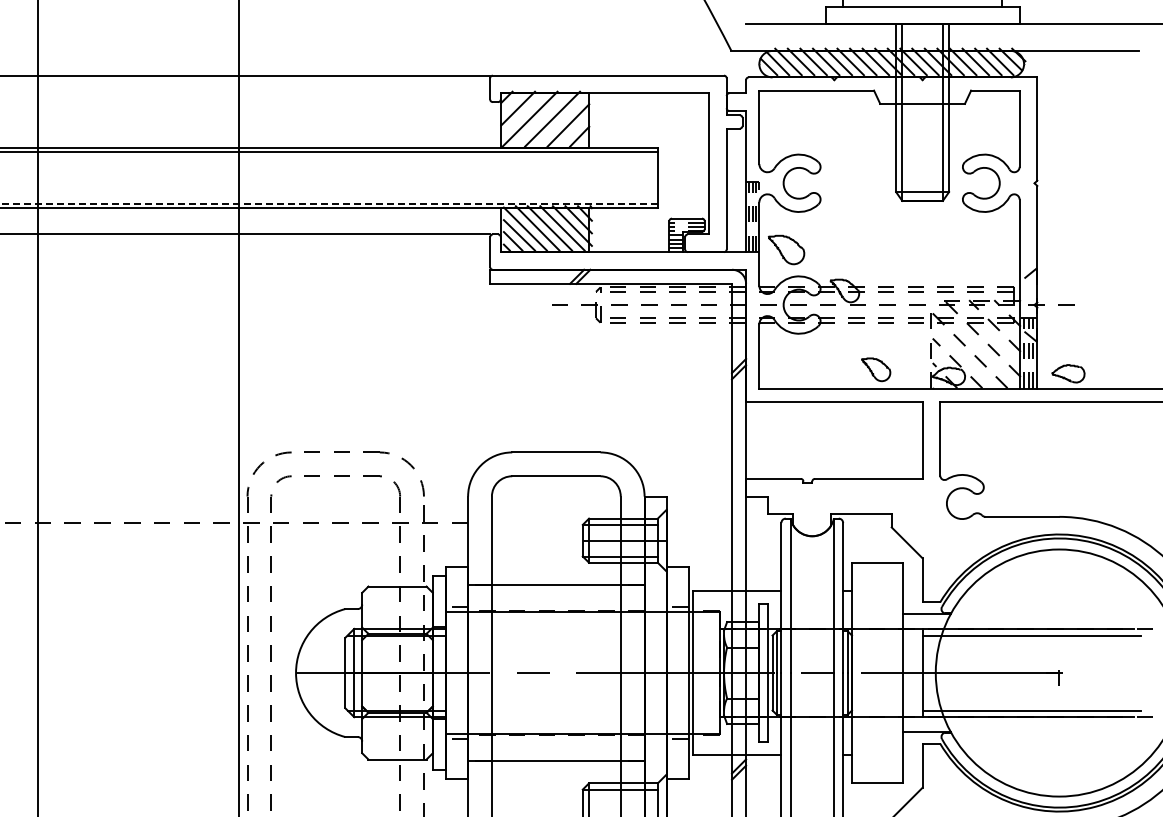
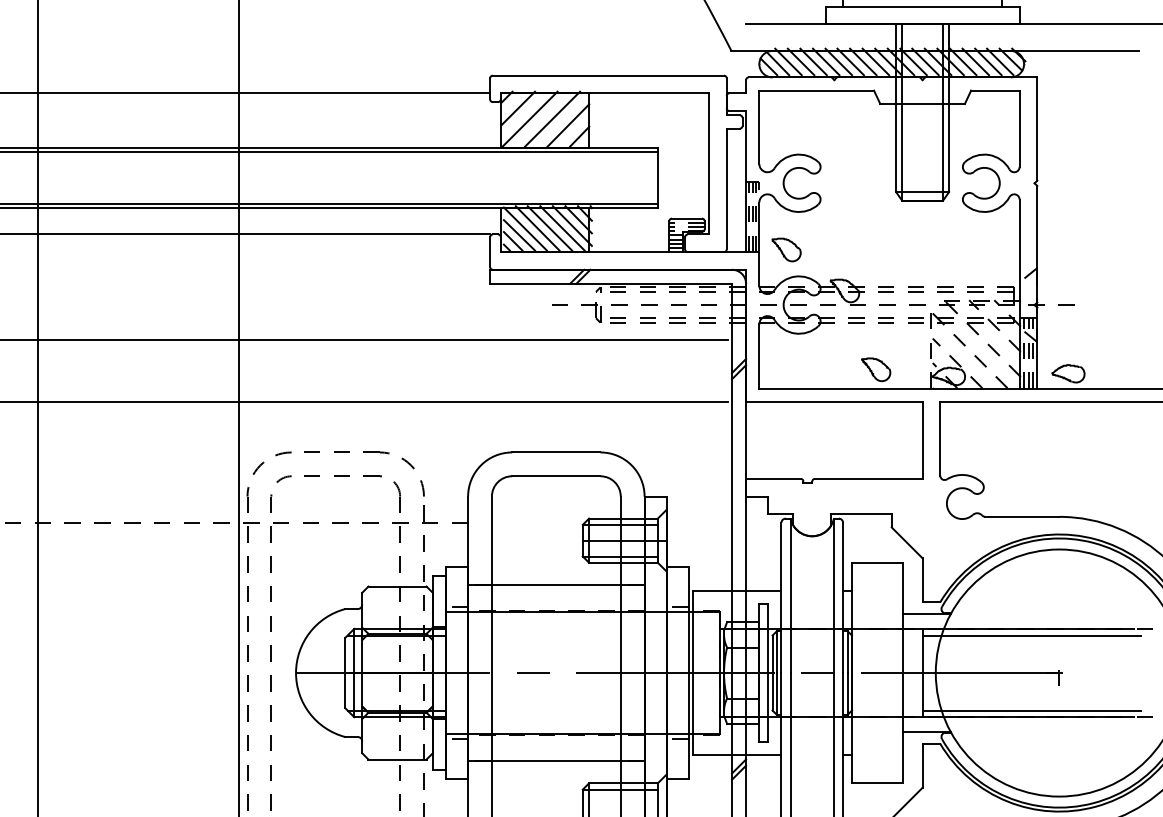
line position: (246, 76) -> (246, 93) (246, 93)
line: dashed -> solid (328, 203)
part size: 38x32 px -> 31x26 px (786, 249)
line: none -> present (365, 340)
line: none -> present (365, 402)
